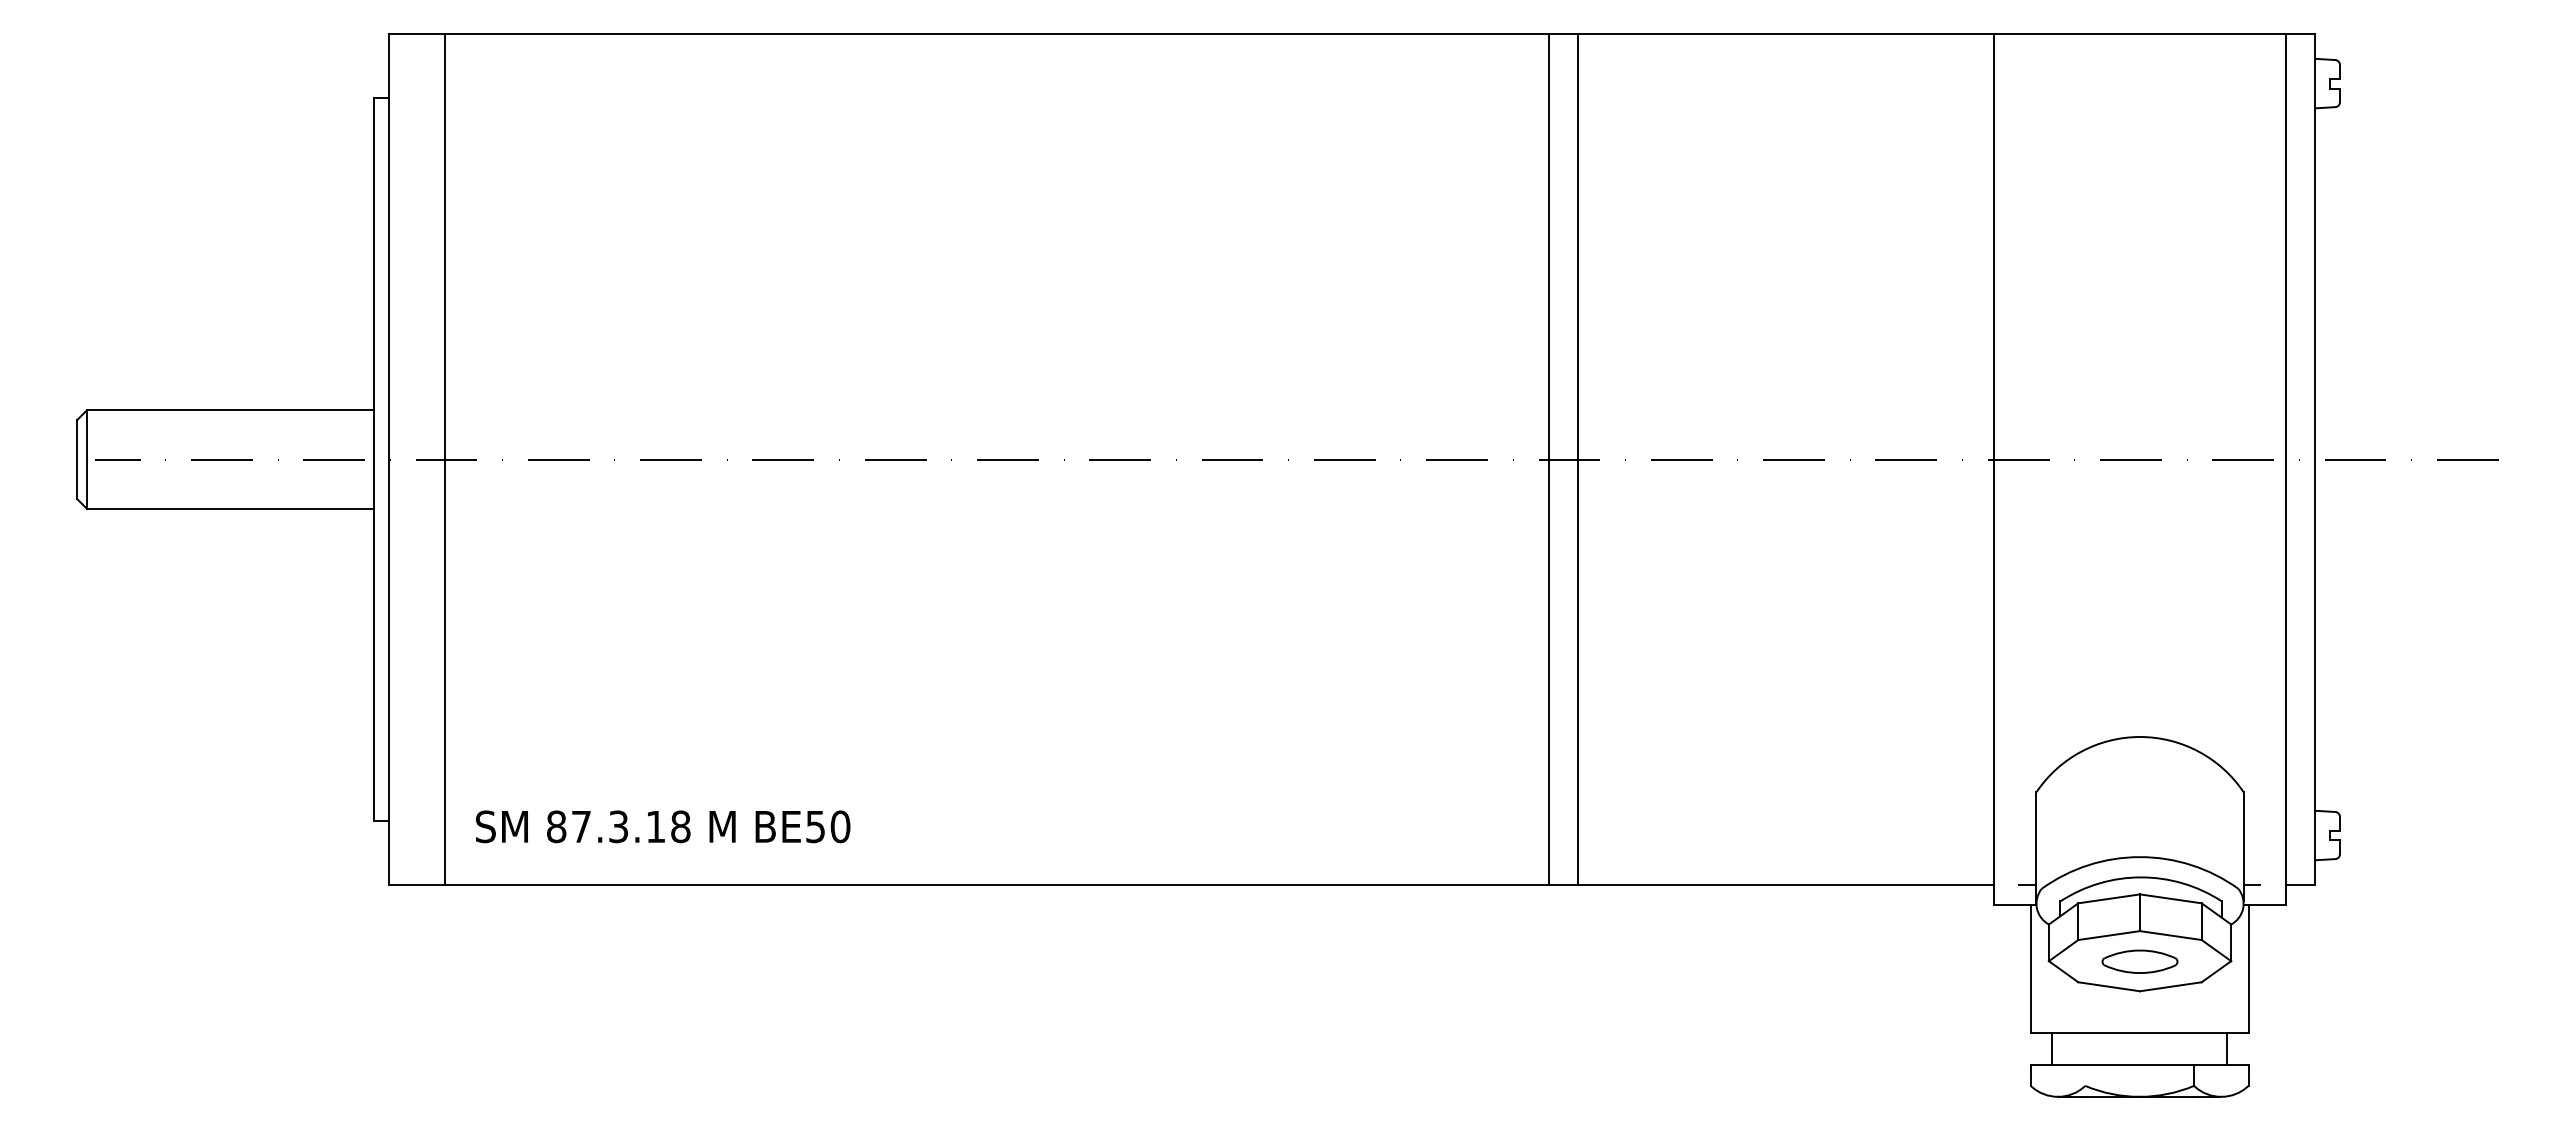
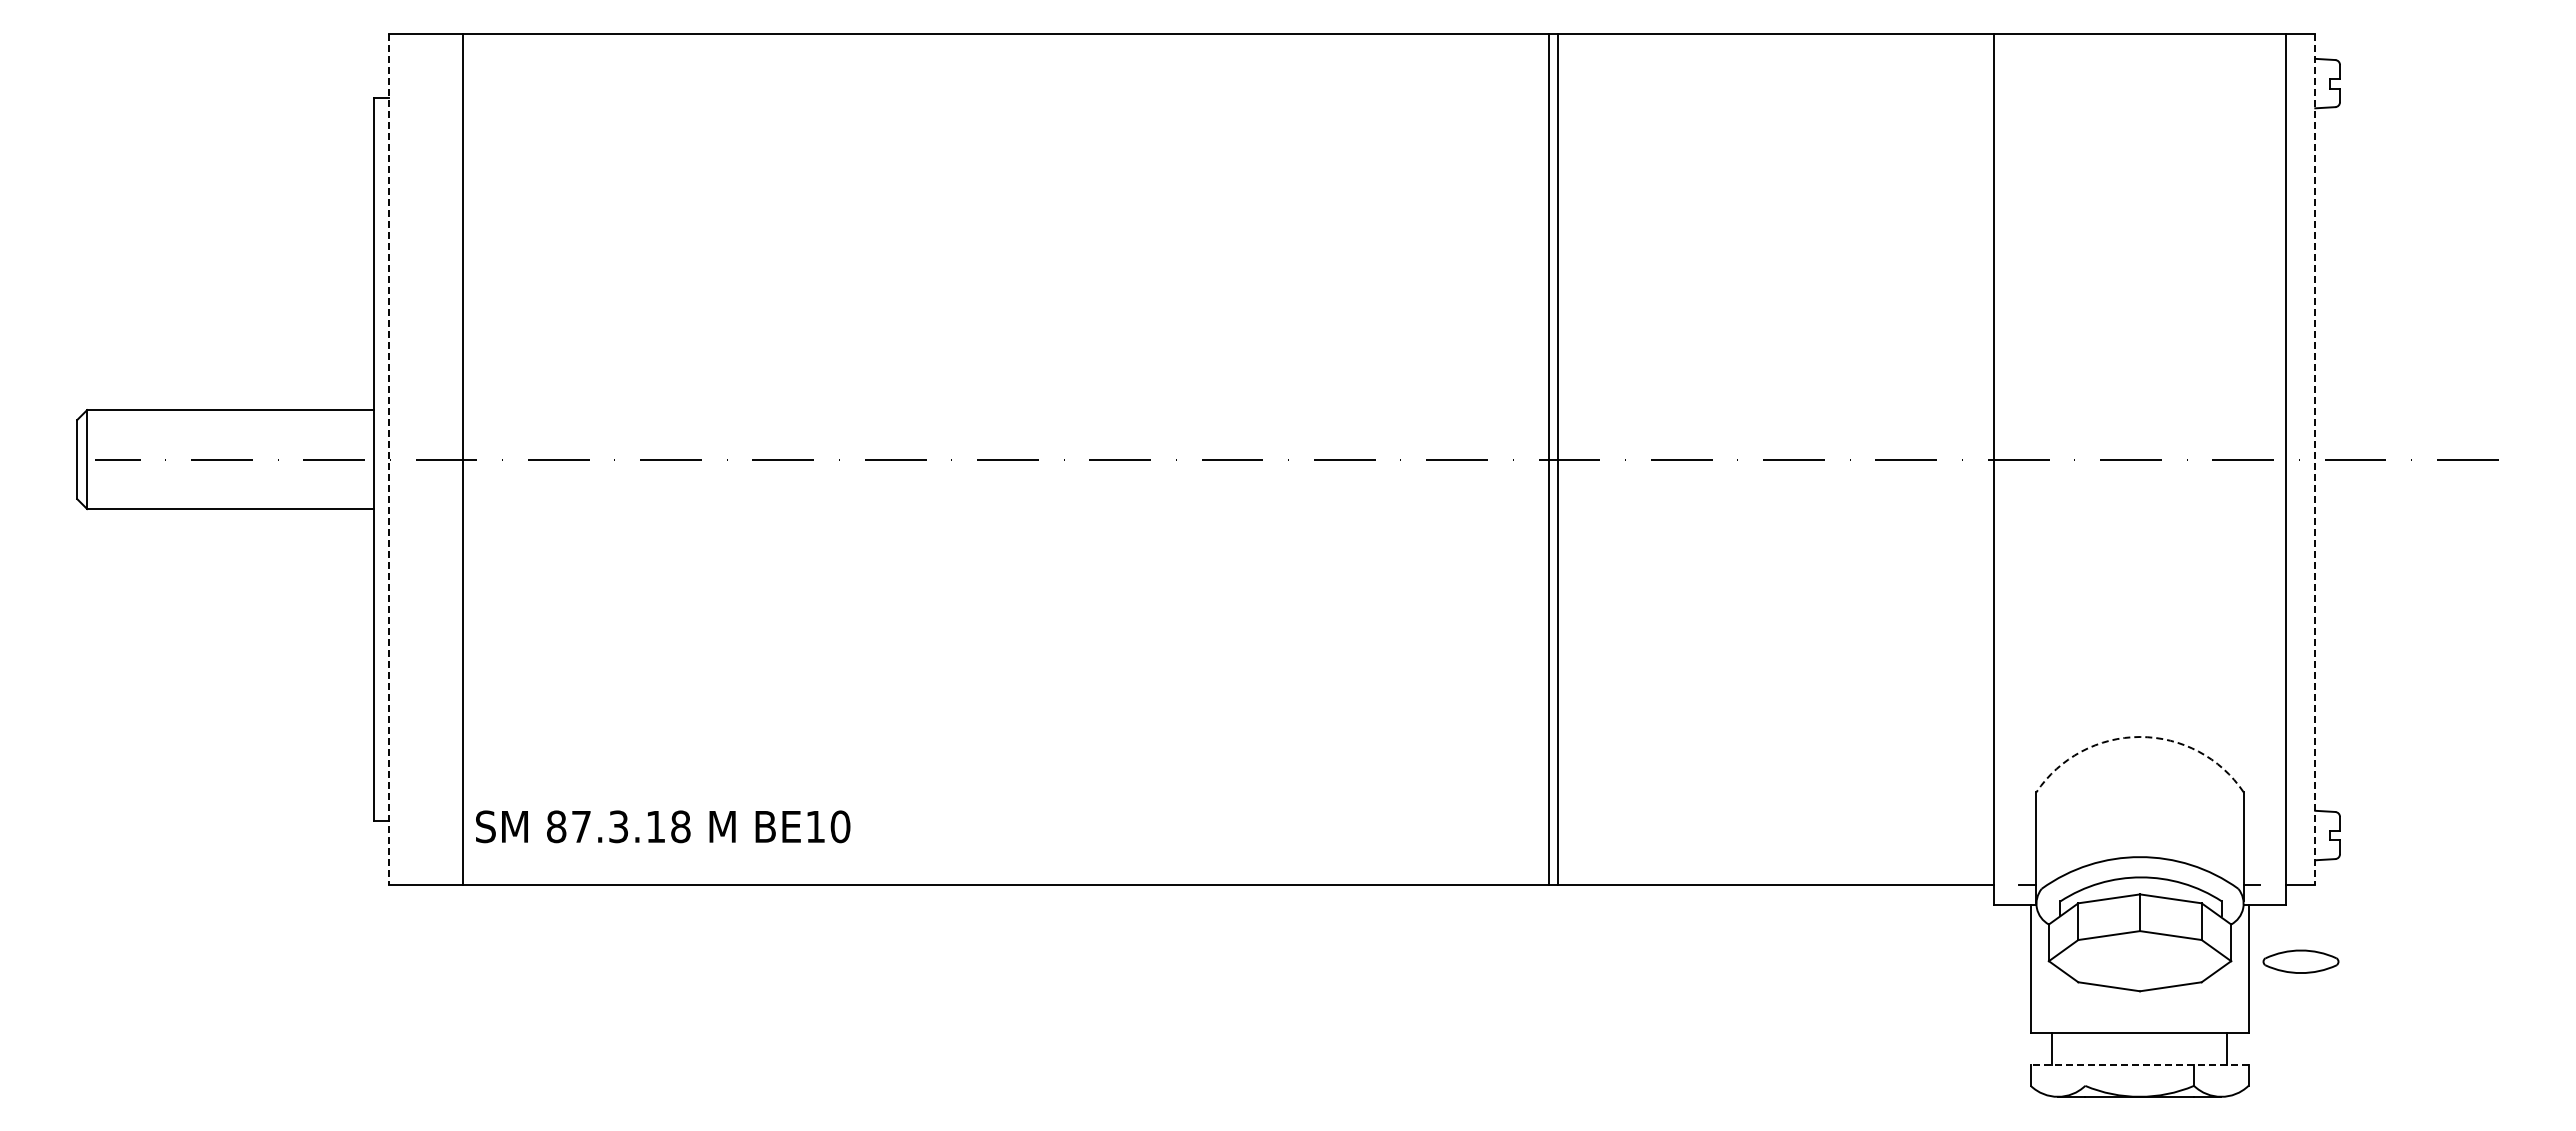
line position: (445, 459) -> (463, 459) (463, 459)
line position: (1578, 459) -> (1558, 459) (1558, 459)
line: solid -> dashed (388, 460)
line: solid -> dashed (2315, 460)
arc: solid -> dashed (2140, 737)
text: BE50 -> BE10 (815, 827)
part position: (2139, 961) -> (2300, 961) (2300, 961)
line: solid -> dashed (2139, 1064)
